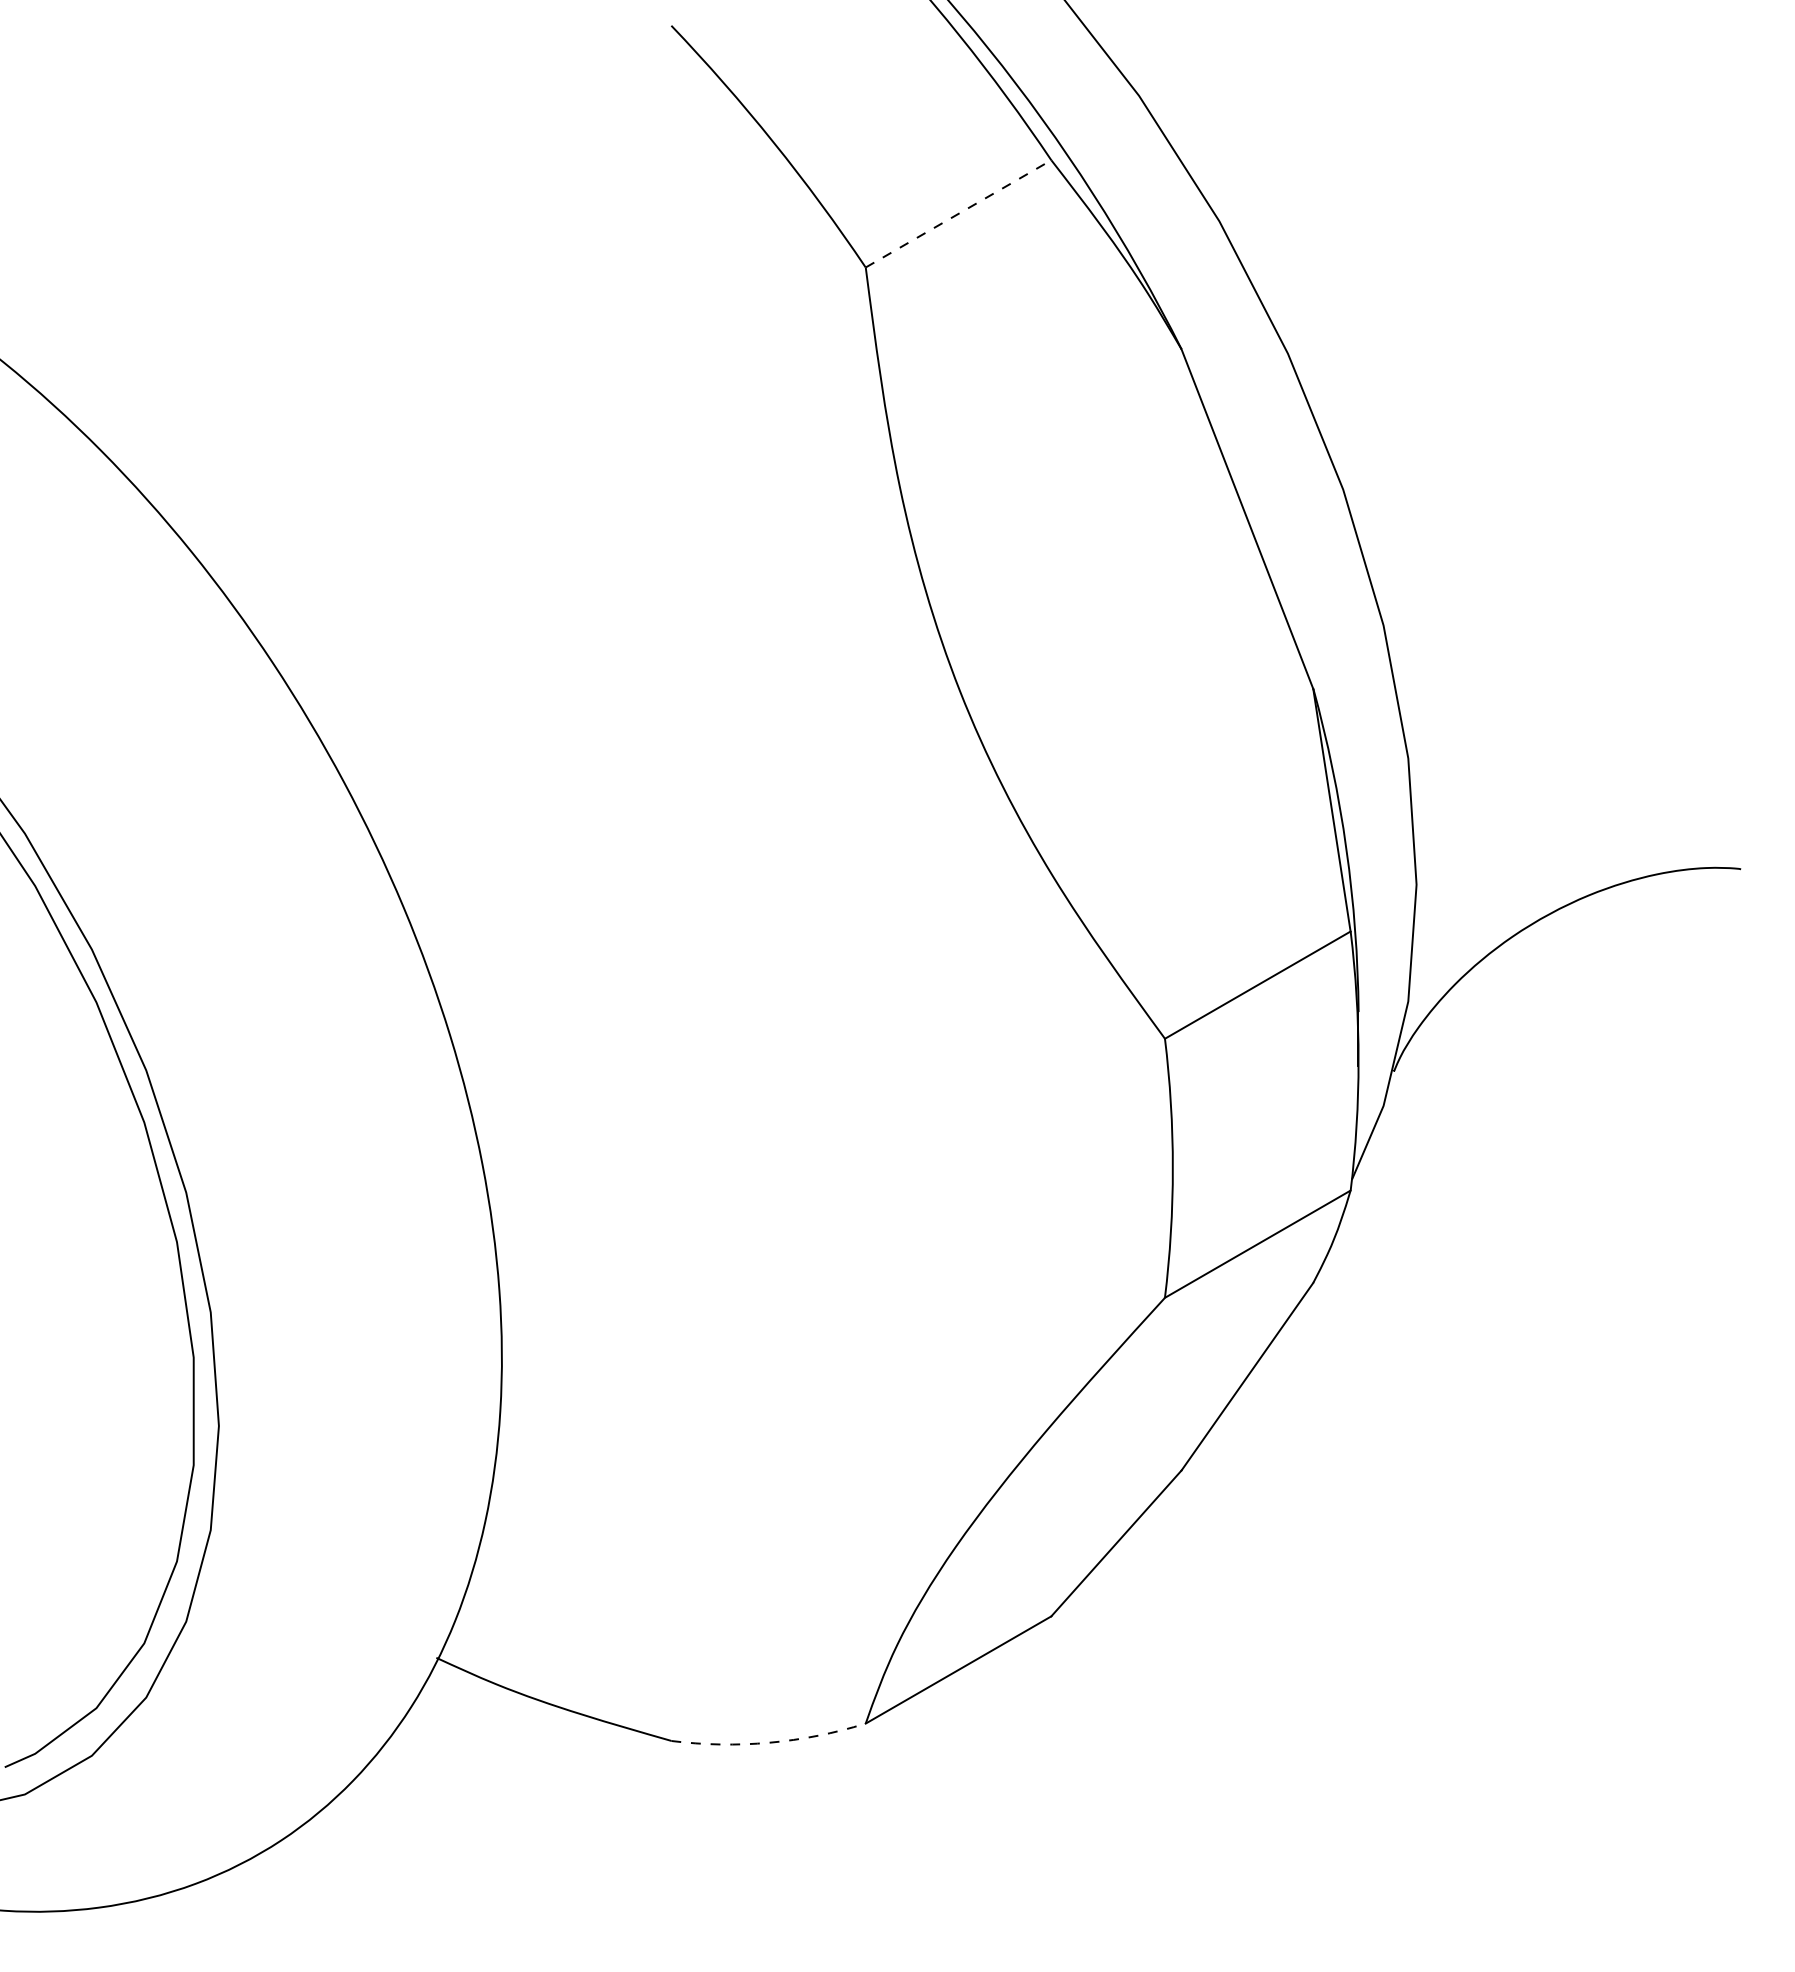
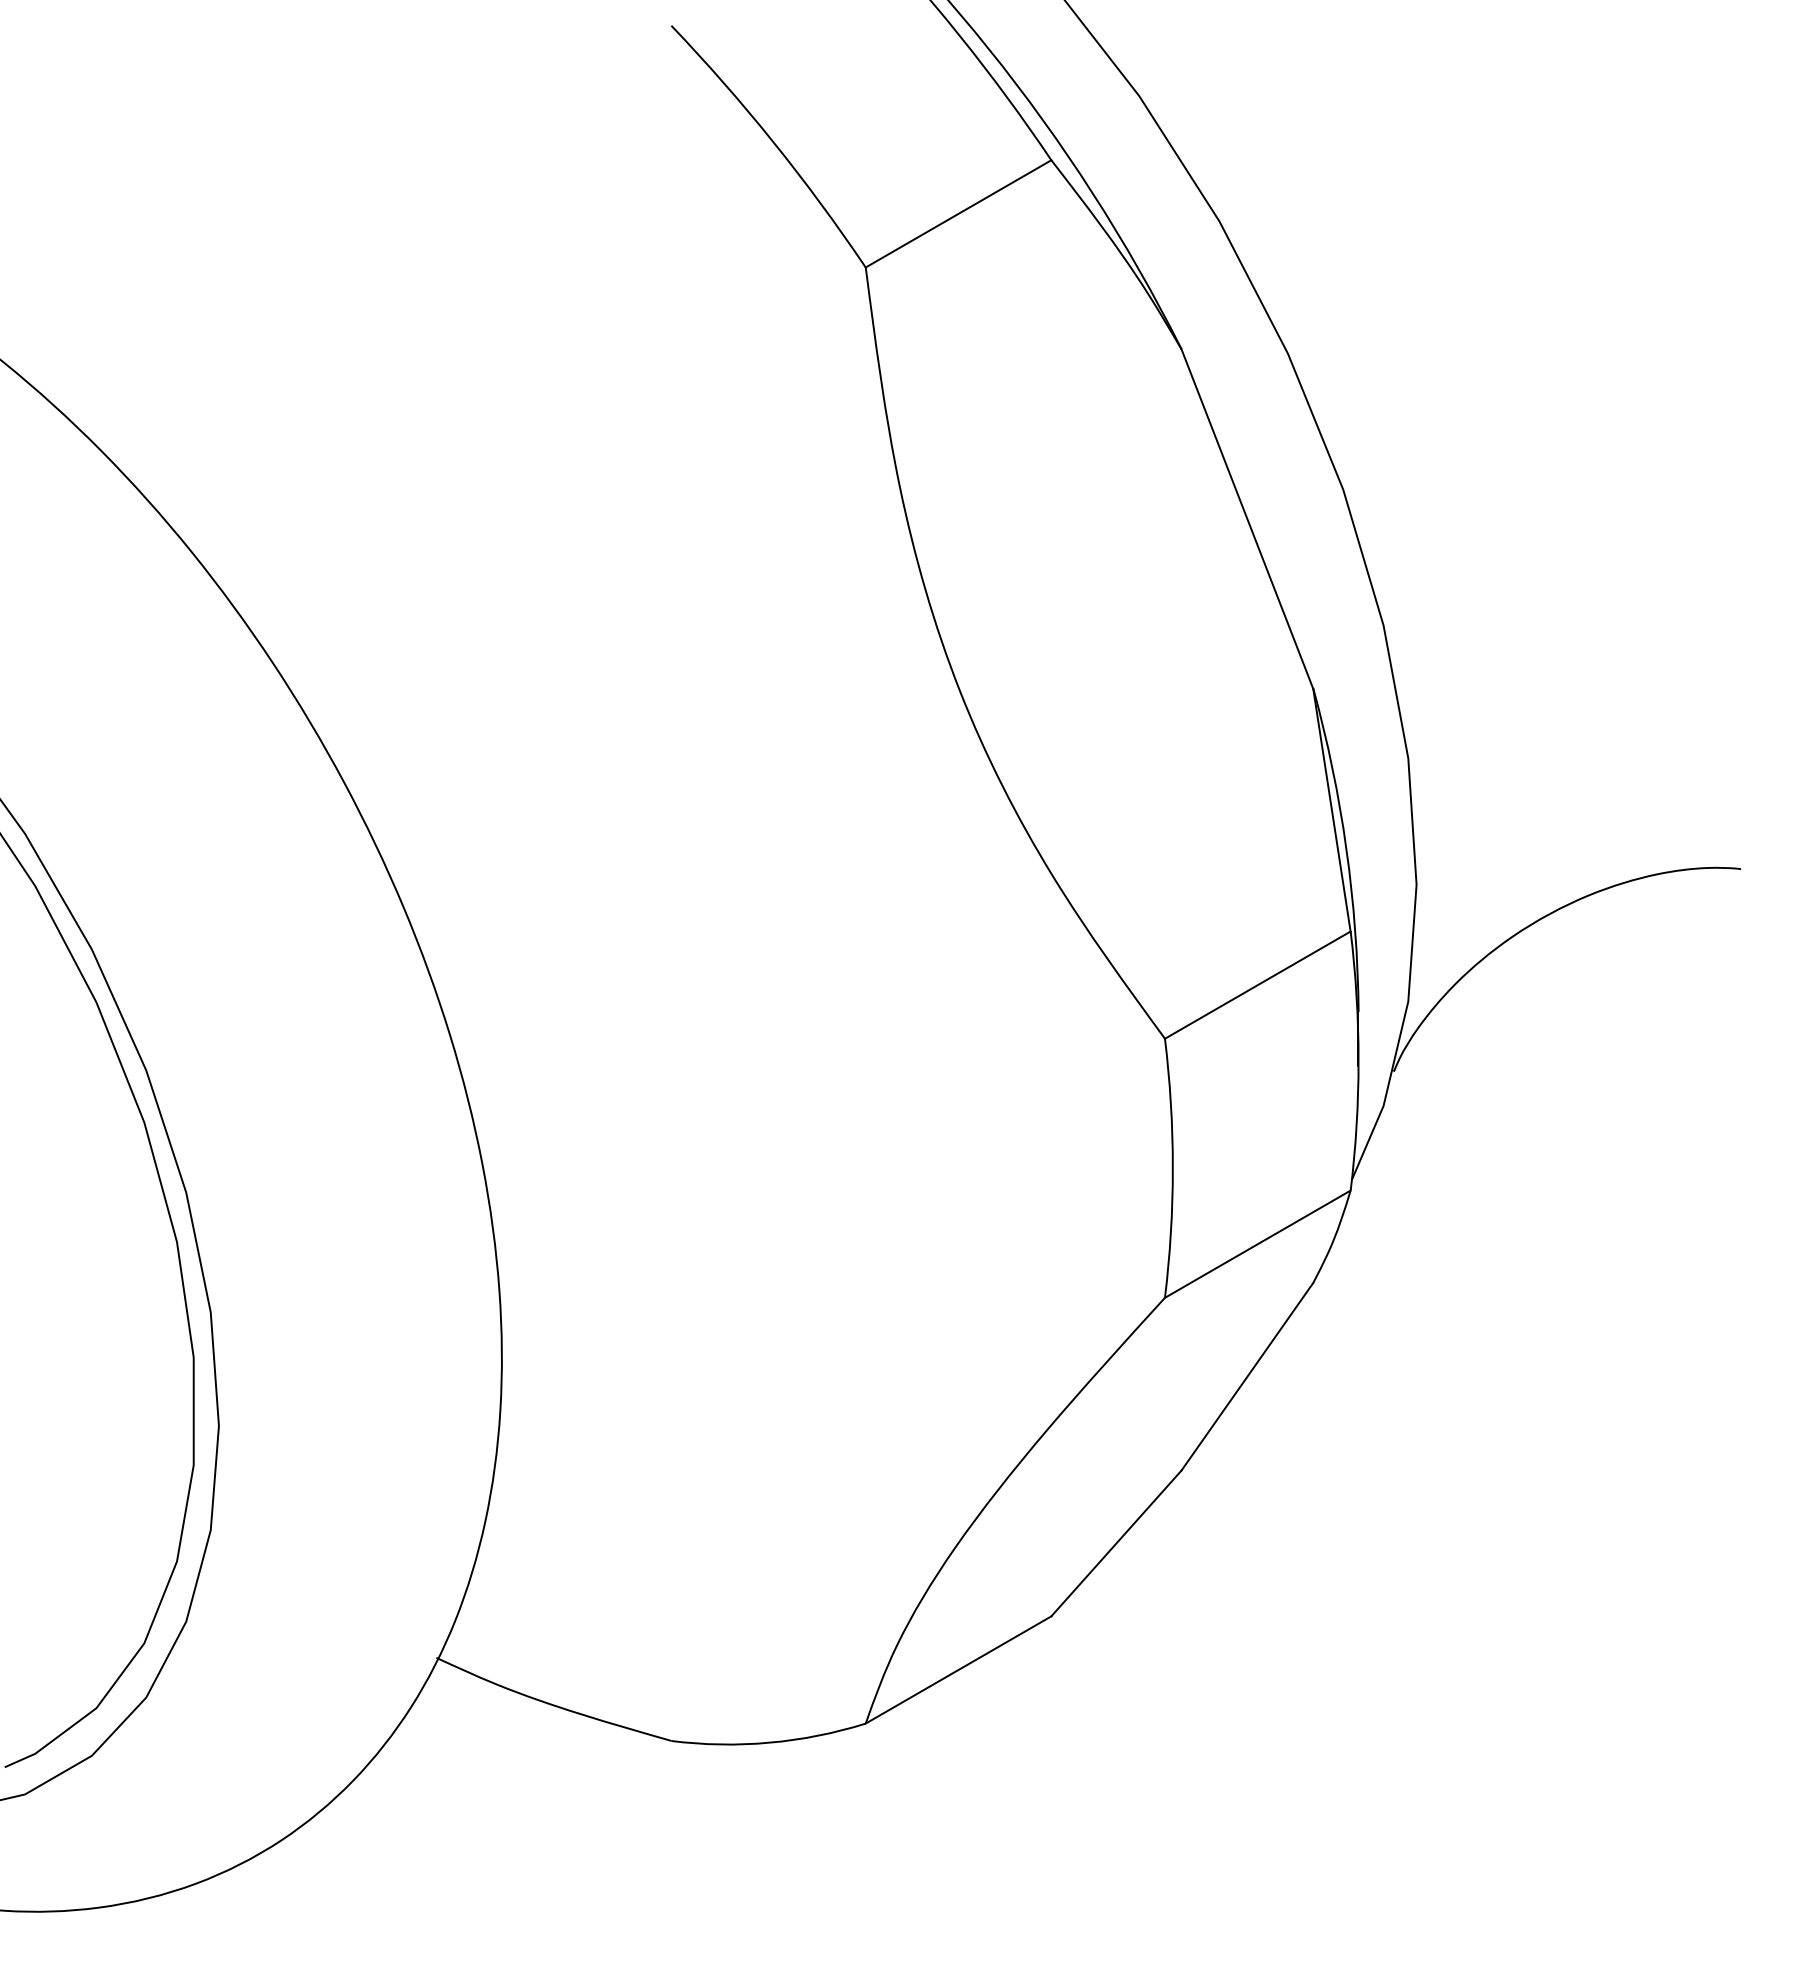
line: dashed -> solid (958, 213)
arc: dashed -> solid (769, 1742)
